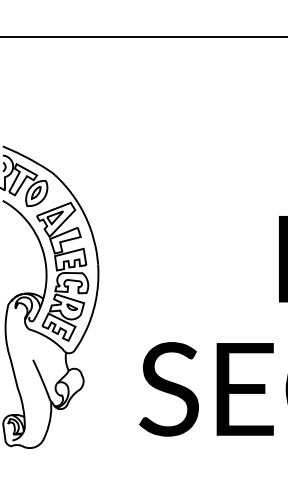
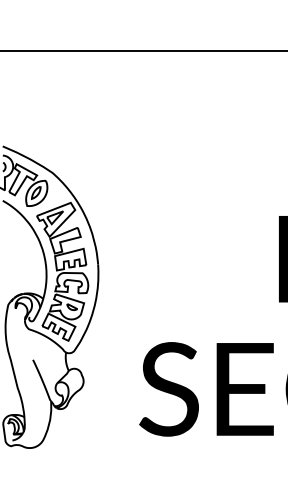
line position: (143, 36) -> (143, 50) (143, 50)
